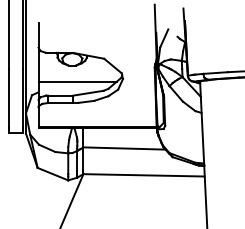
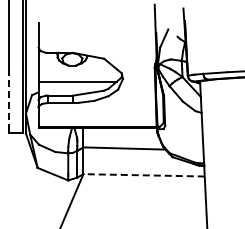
line: solid -> dashed (9, 99)
line: solid -> dashed (144, 175)
